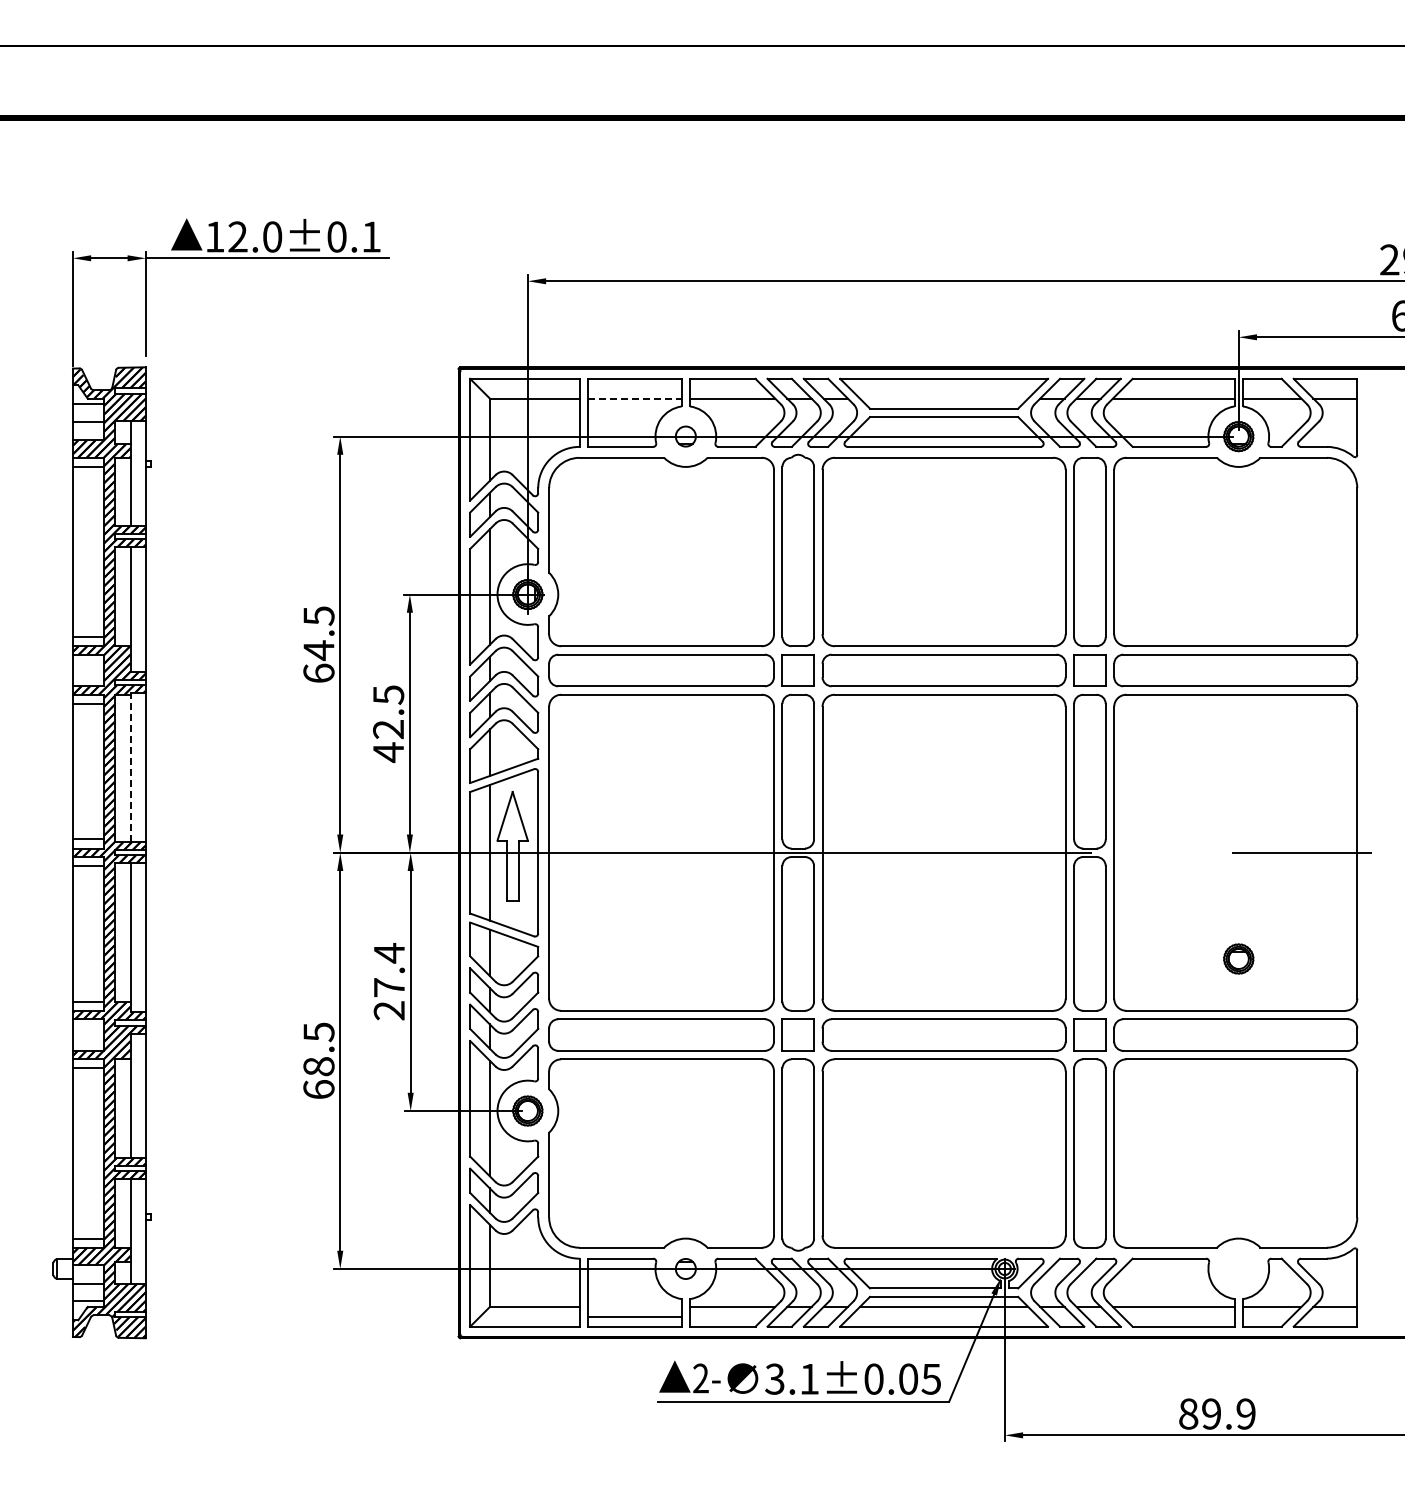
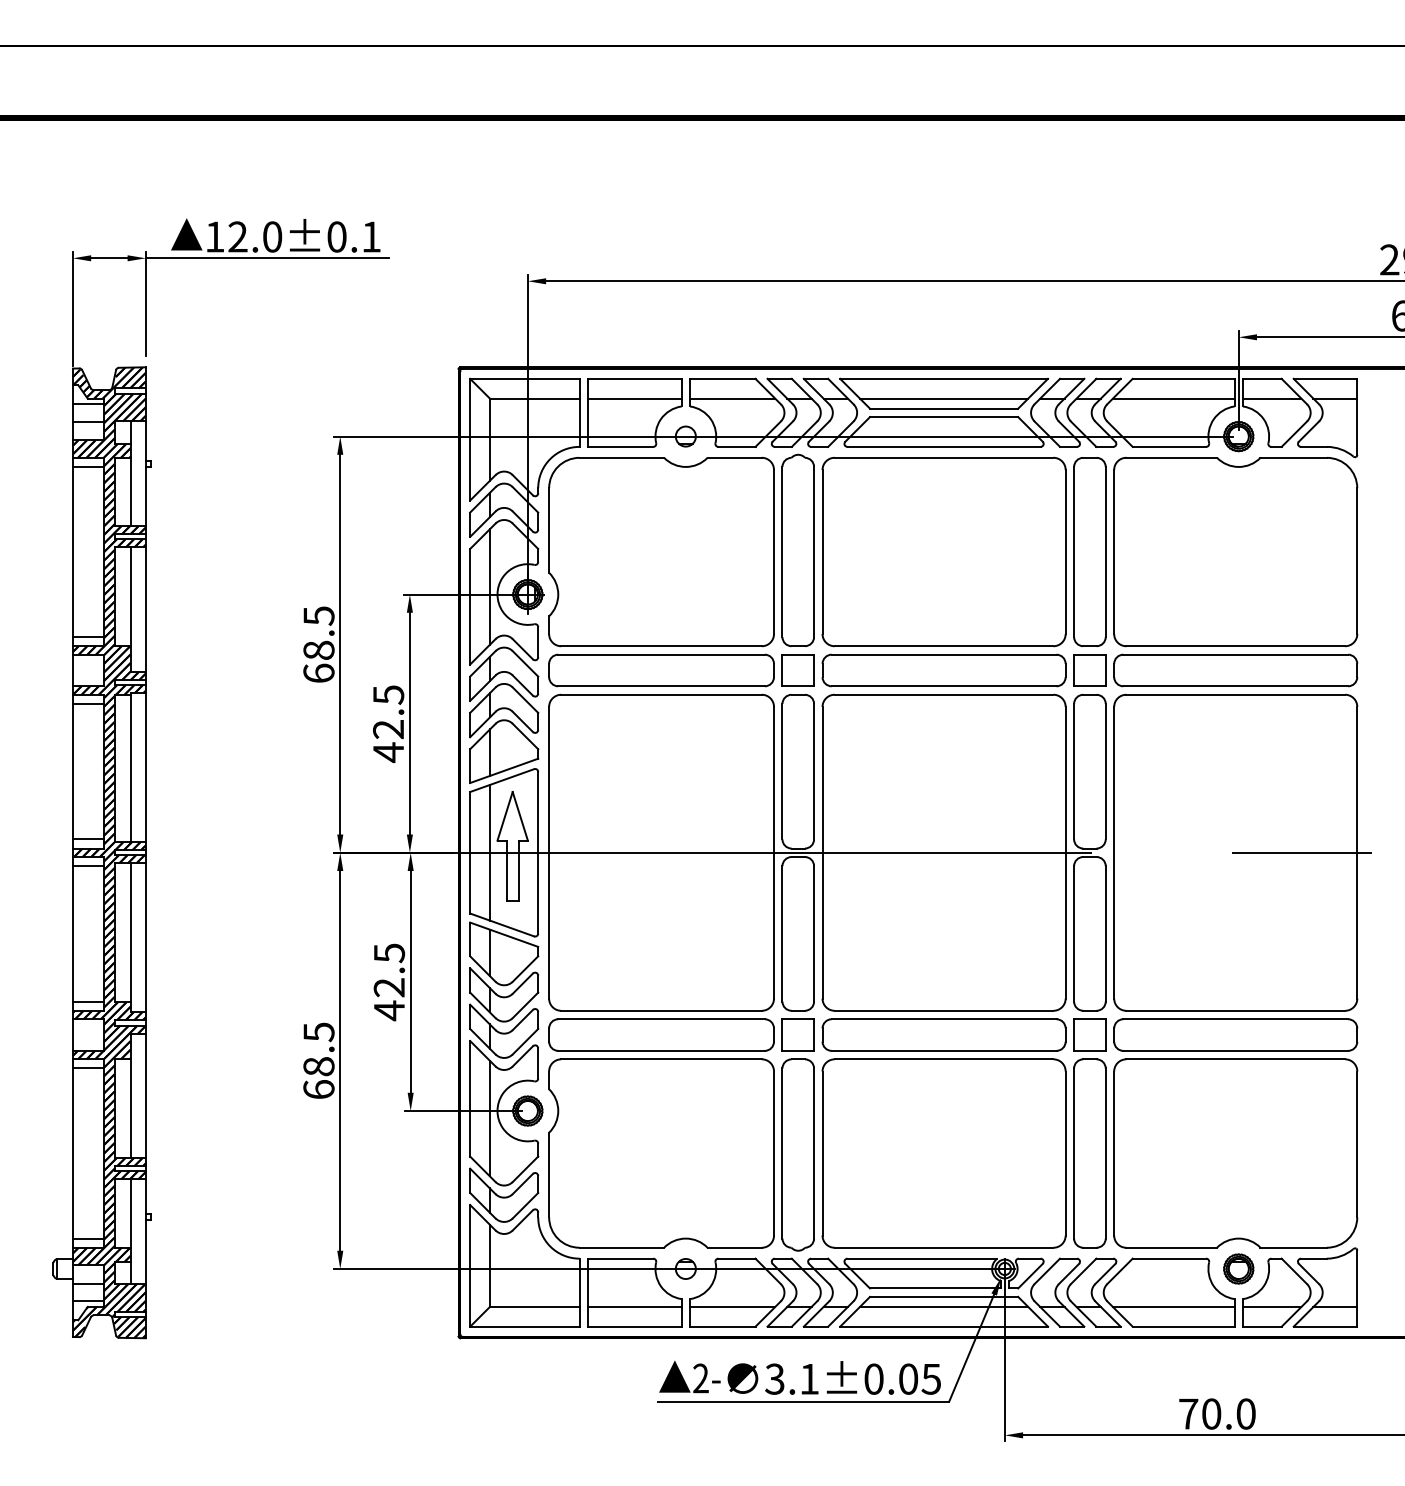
line: dashed -> solid (634, 398)
line: none -> present (943, 398)
text: 64.5 -> 68.5 (318, 650)
line: dashed -> solid (130, 767)
part position: (1238, 958) -> (1238, 1268) (1238, 1268)
text: 27.4 -> 42.5 (389, 982)
line position: (634, 1316) -> (634, 1306) (634, 1306)
text: 89.9 -> 70.0 (1217, 1413)
